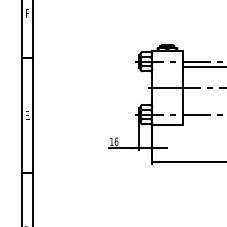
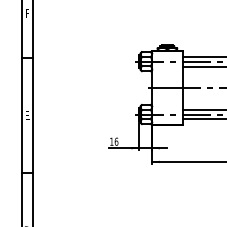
line: none -> present (202, 56)
line: none -> present (202, 109)
line: none -> present (202, 119)
